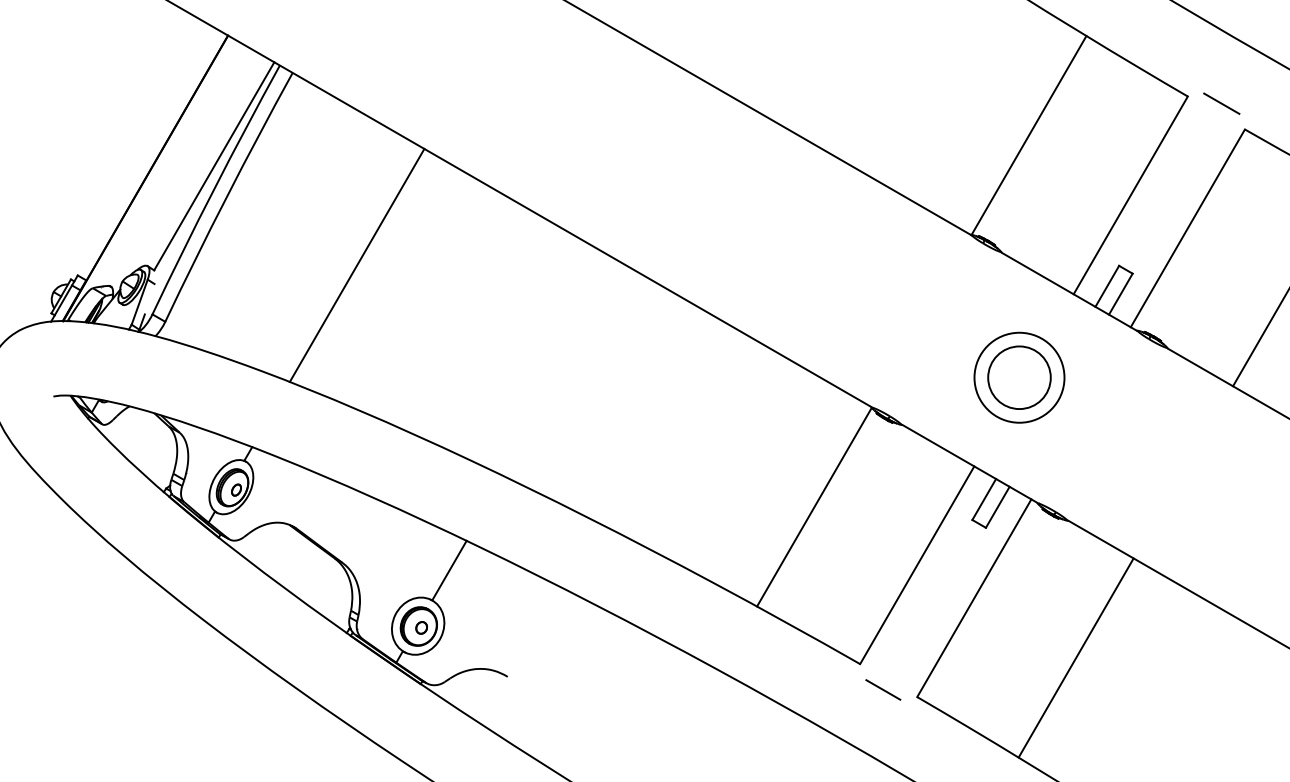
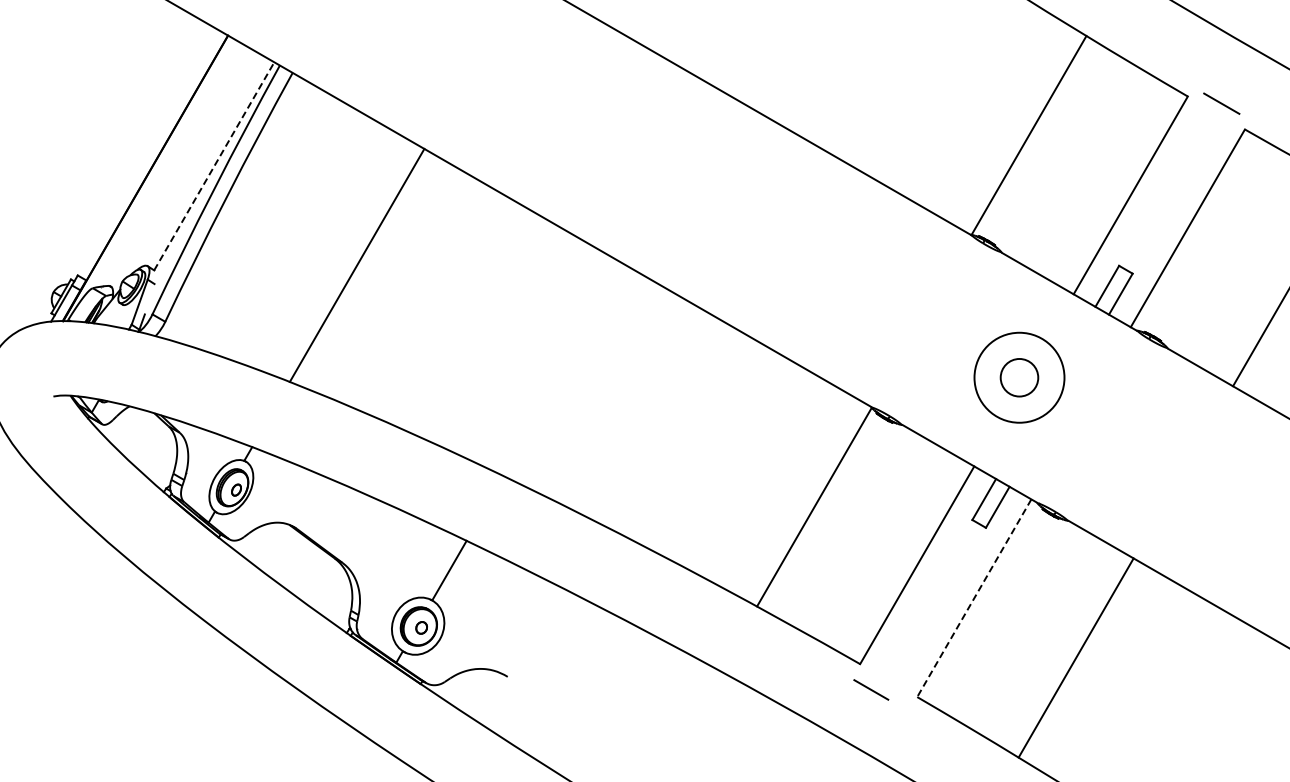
line: solid -> dashed (214, 165)
circle diameter: 63 px -> 38 px (1019, 377)
line: solid -> dashed (974, 598)
line position: (883, 689) -> (871, 689) (871, 689)
